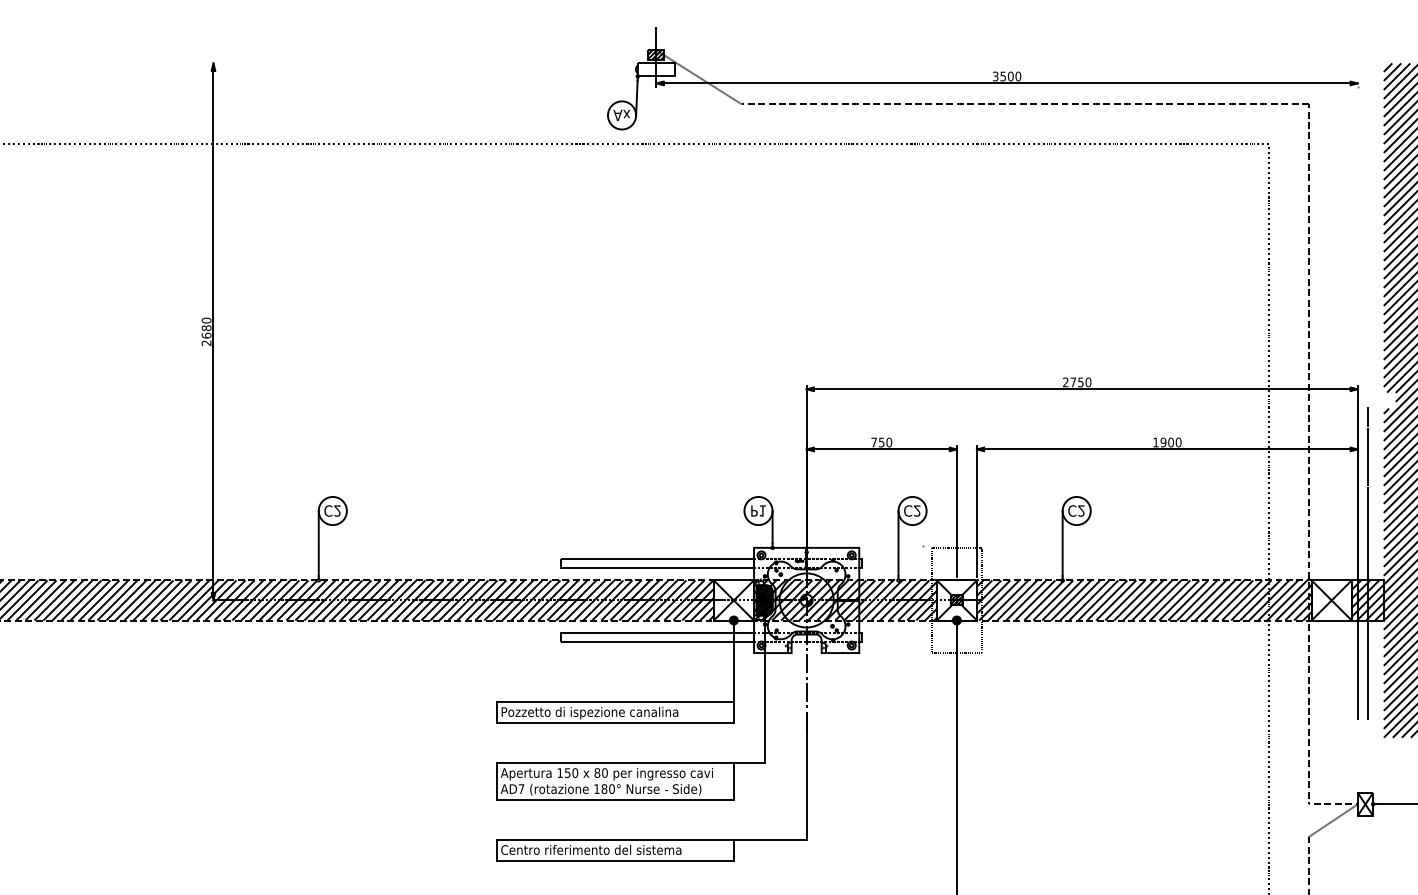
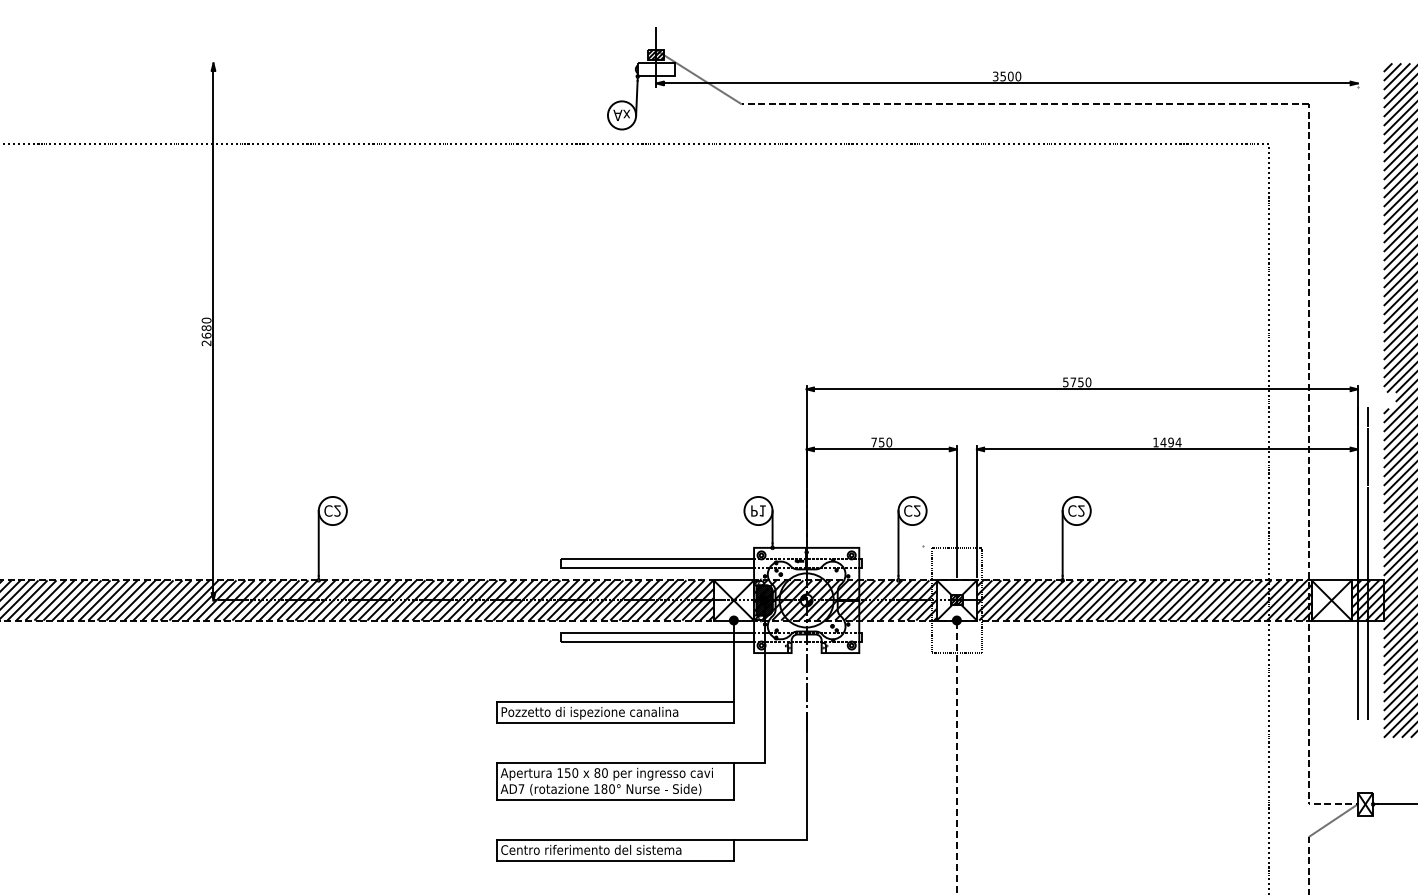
text: 2750 -> 5750 (1065, 382)
text: 1900 -> 1494 (1170, 442)
line: solid -> dashed (956, 757)
